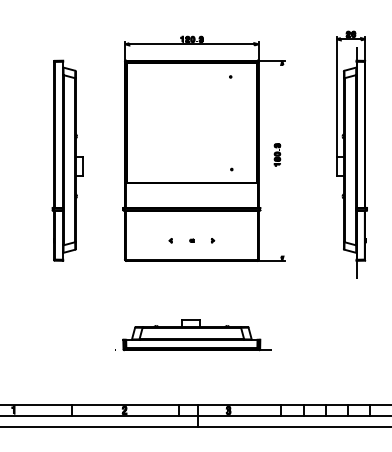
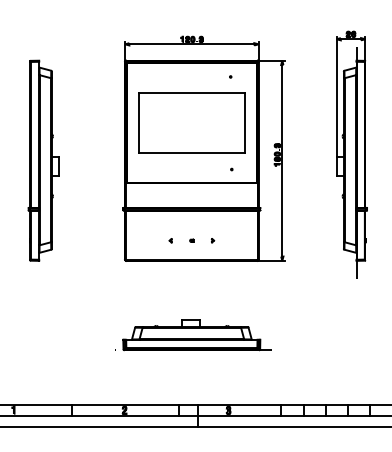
part: none -> present (191, 122)
part position: (67, 160) -> (43, 160) (43, 160)
line: none -> present (282, 160)
